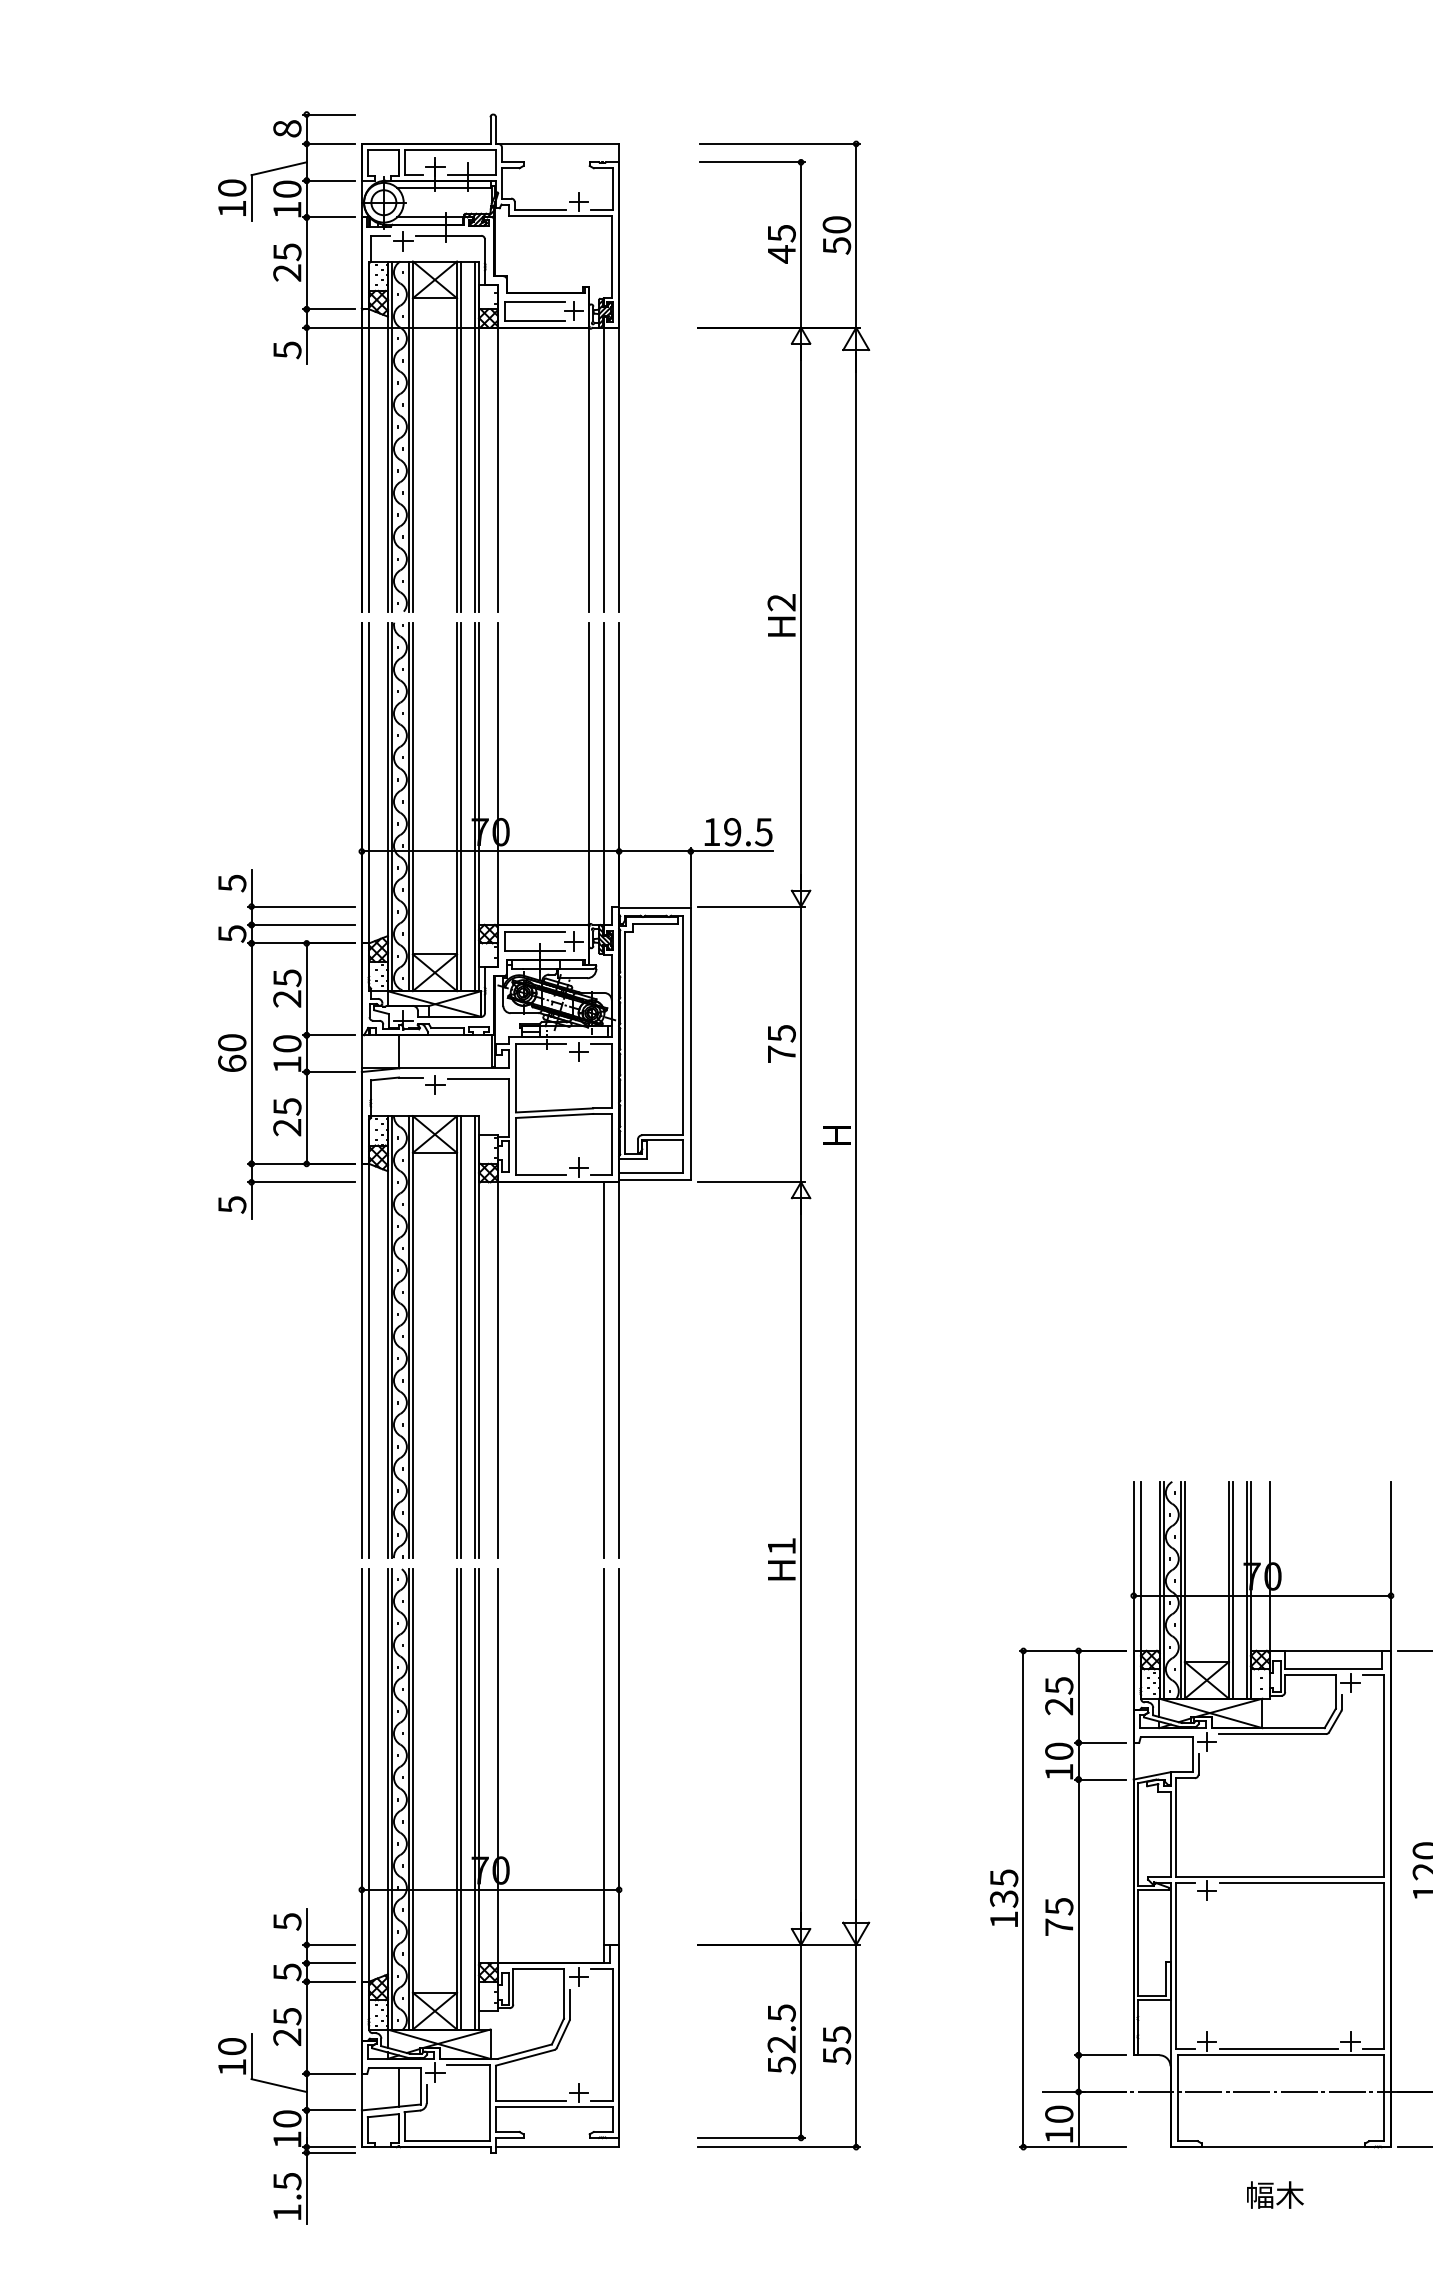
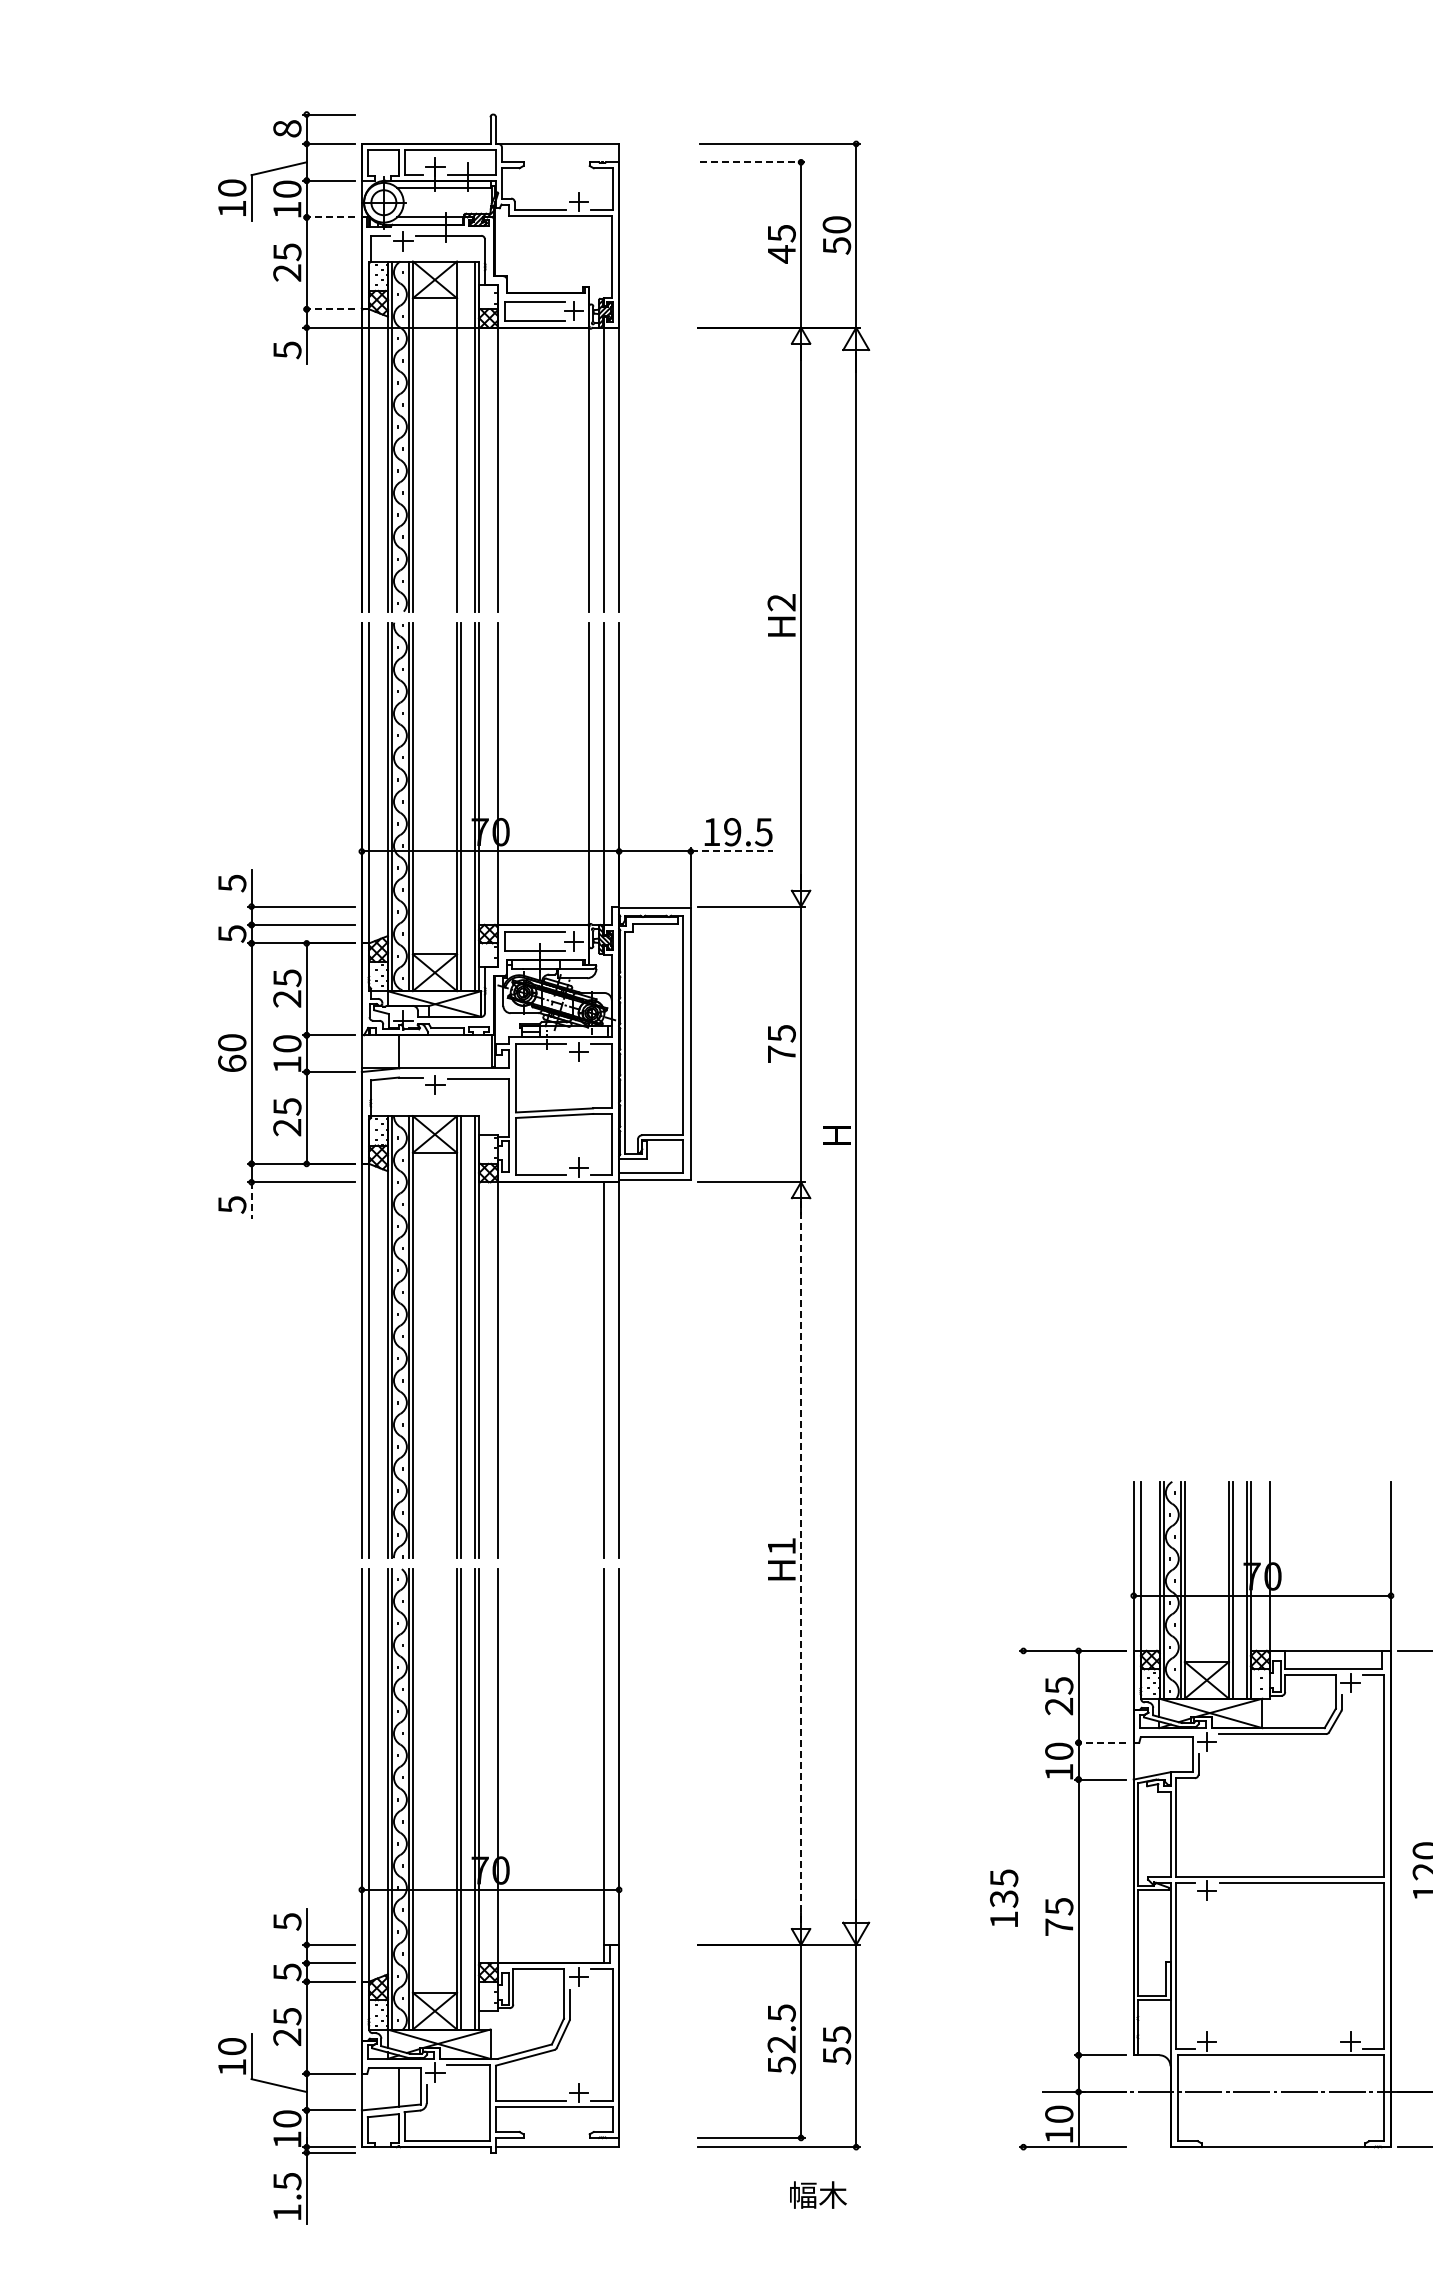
line: solid -> dashed (752, 162)
line: solid -> dashed (328, 217)
line: solid -> dashed (328, 309)
line: present -> none (460, 436)
line: solid -> dashed (732, 851)
line: solid -> dashed (251, 1200)
line: solid -> dashed (801, 1563)
line: solid -> dashed (1100, 1742)
line: present -> none (1023, 1898)
line: present -> none (1278, 2049)
text position: (1275, 2194) -> (818, 2194) (818, 2194)
